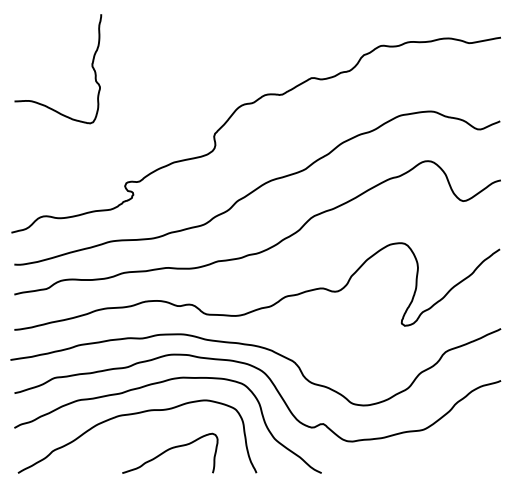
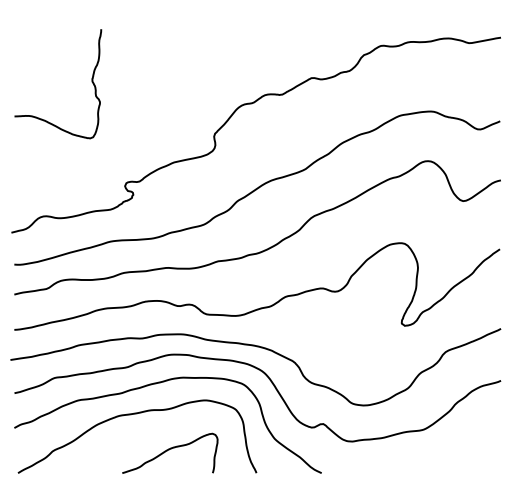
curve position: (91, 67) -> (91, 82) (91, 82)
